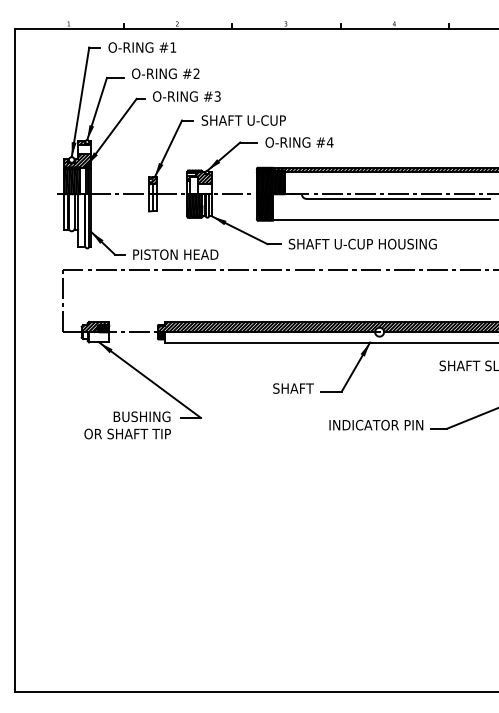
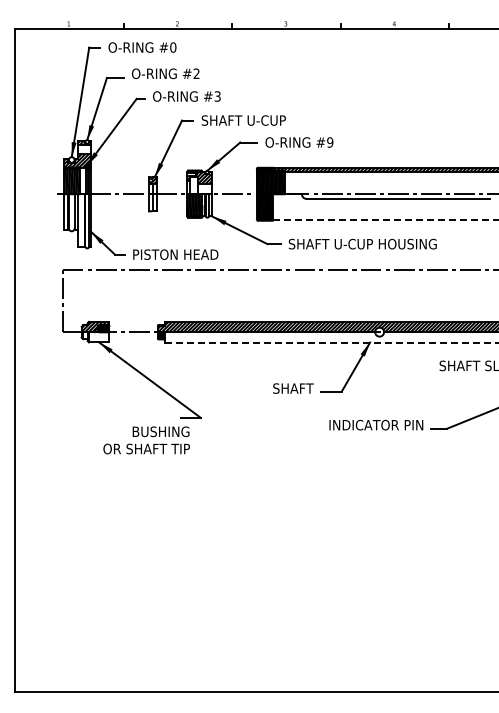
text: #1 -> #0 (173, 47)
text: #4 -> #9 (329, 142)
line: solid -> dashed (386, 220)
line: solid -> dashed (332, 342)
text position: (127, 425) -> (146, 440) (146, 440)
